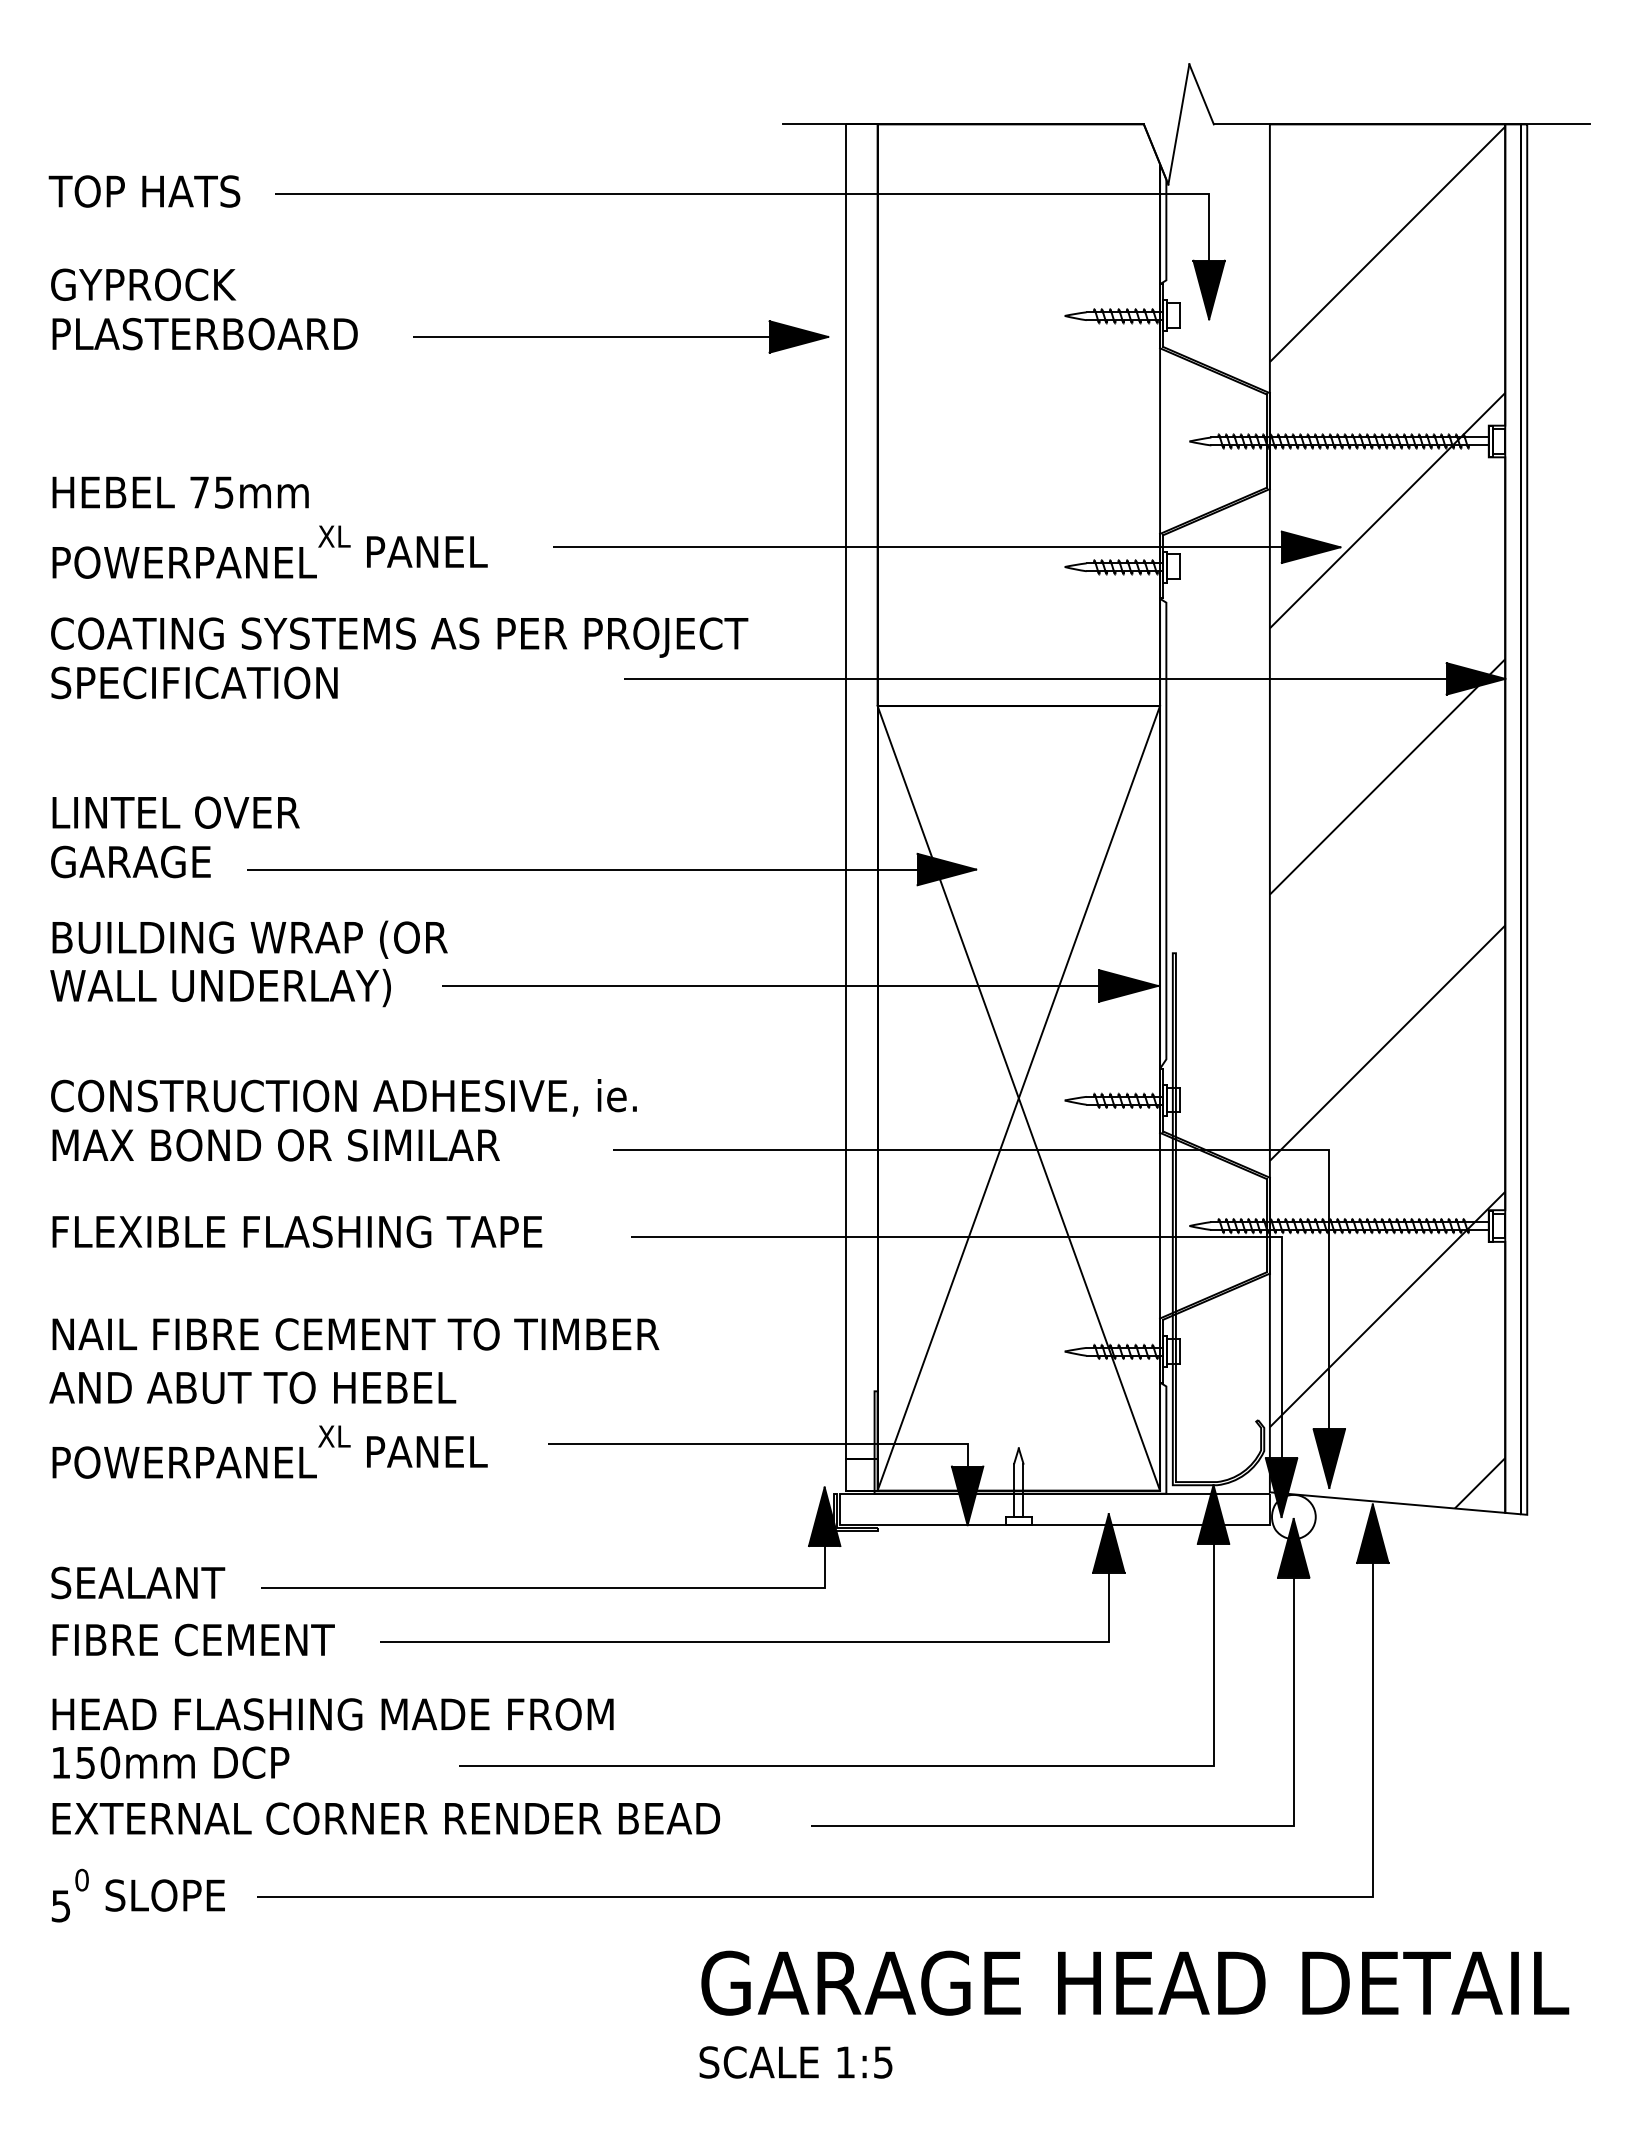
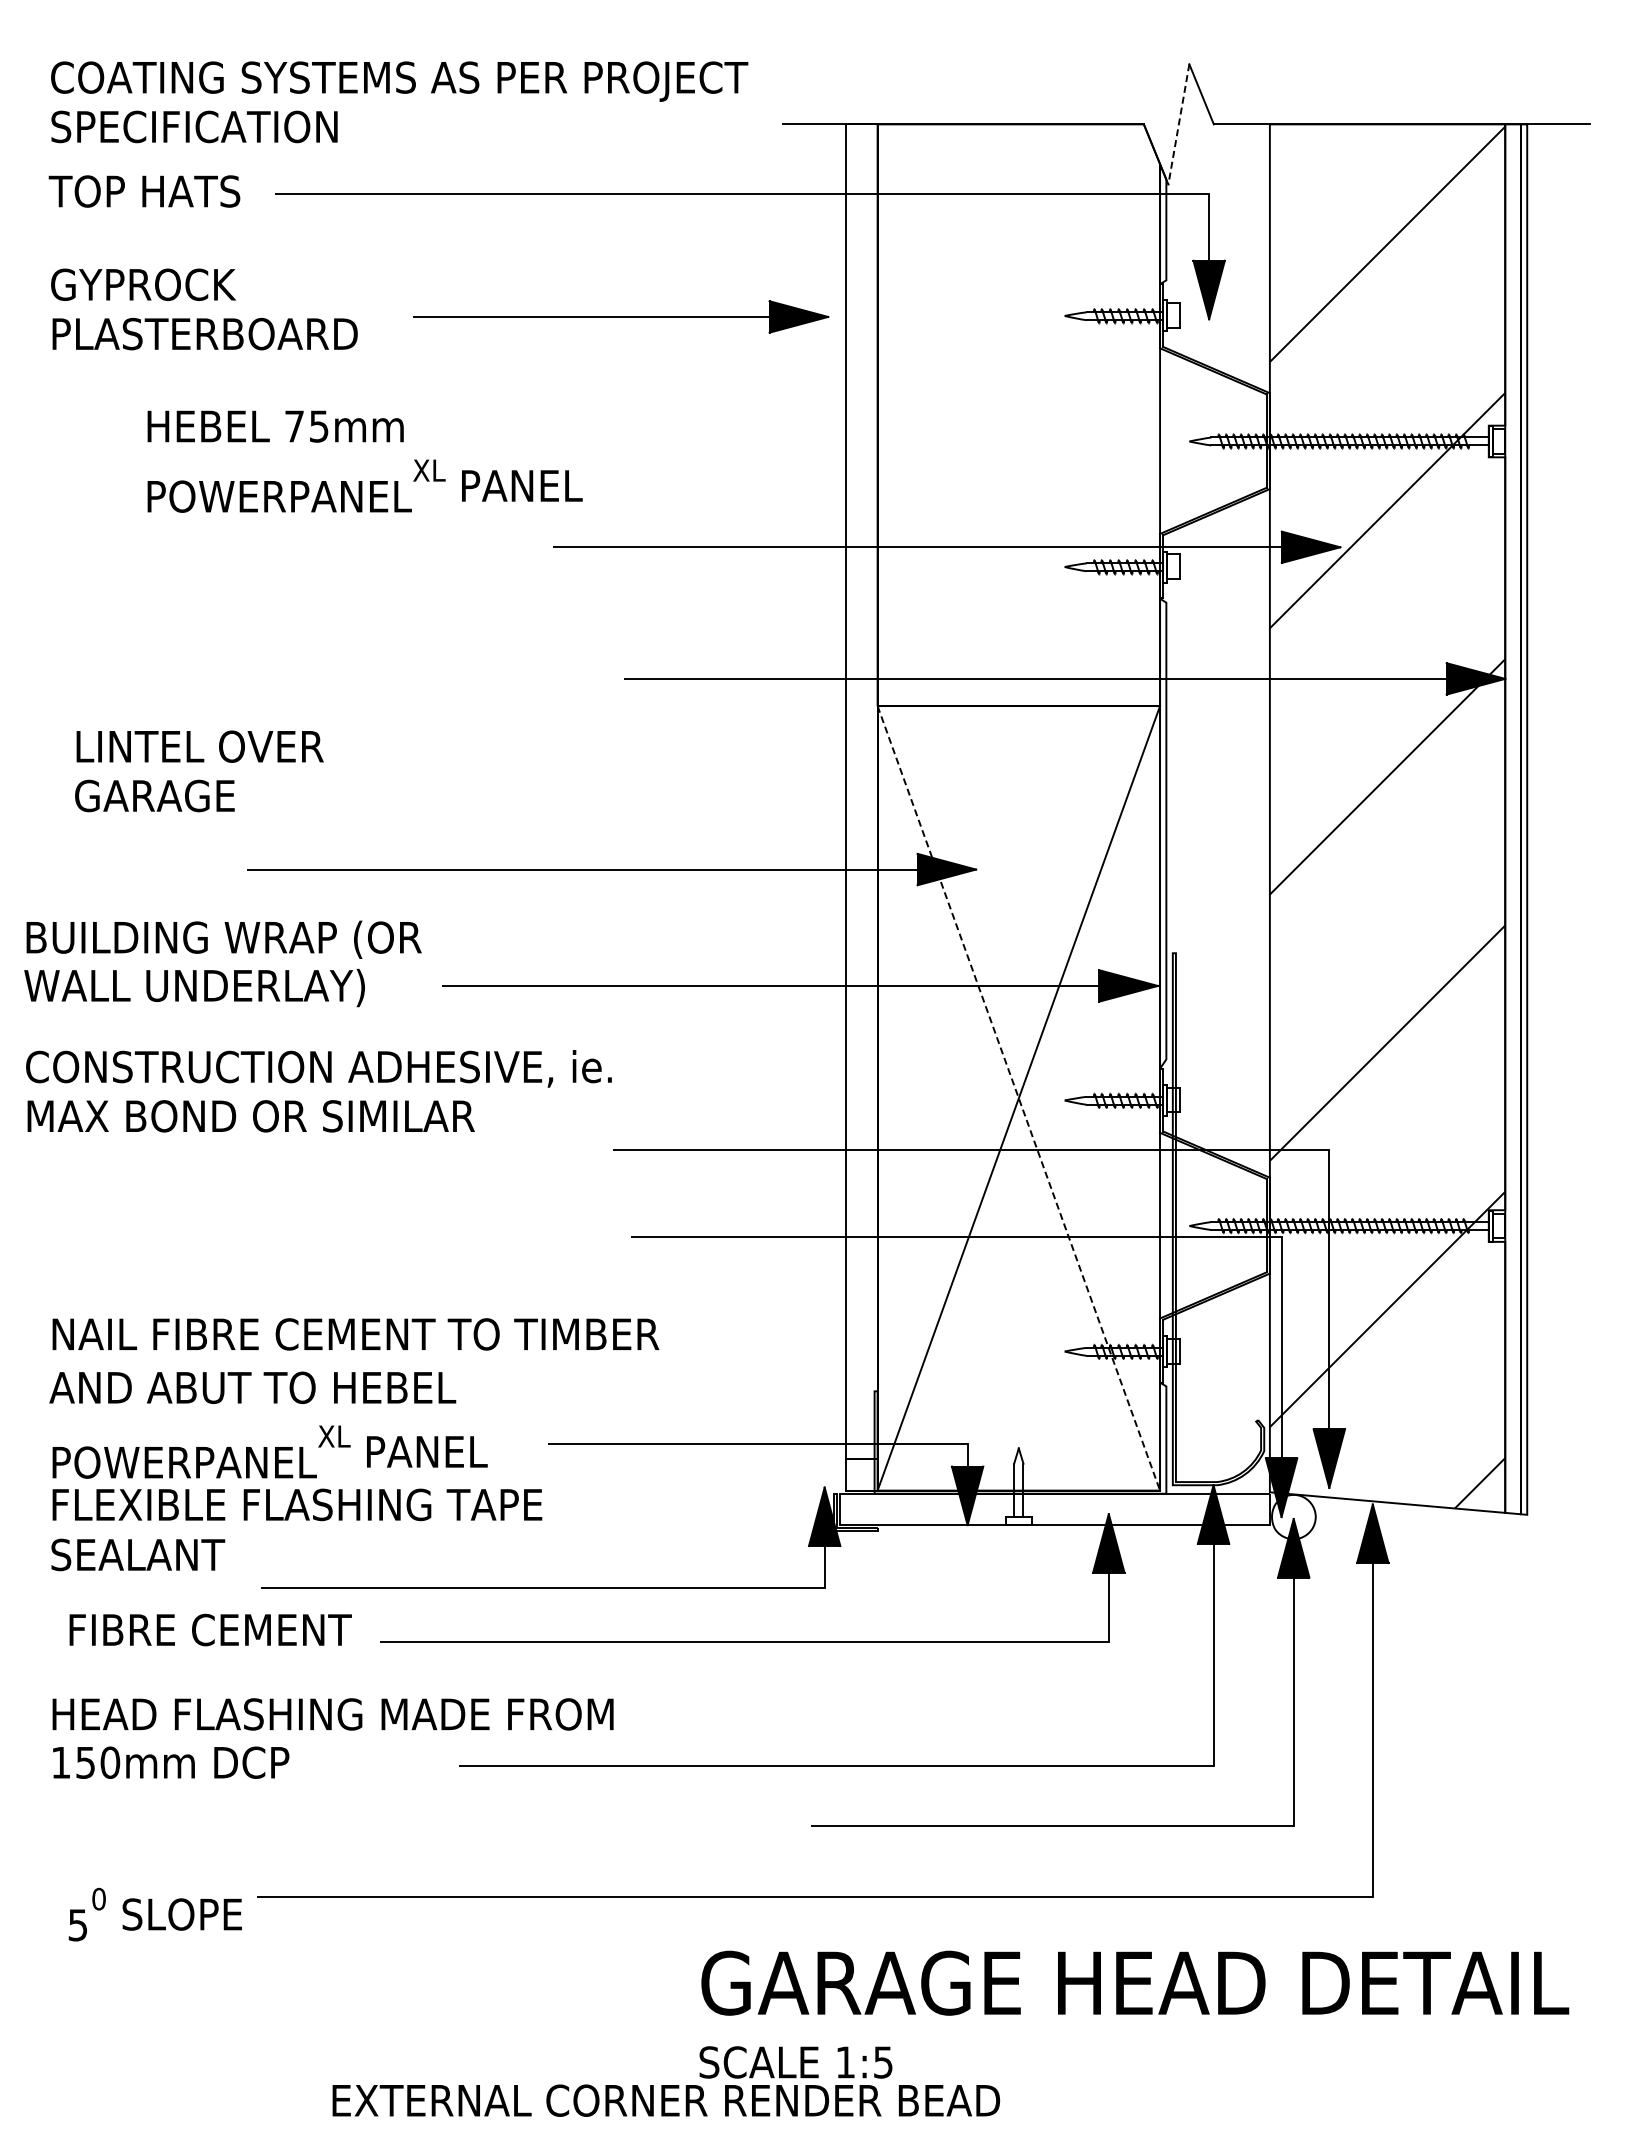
line: solid -> dashed (1178, 124)
part position: (621, 336) -> (621, 316) (621, 316)
text position: (269, 527) -> (364, 461) (364, 461)
text position: (399, 658) -> (399, 102) (399, 102)
text position: (175, 837) -> (199, 771) (199, 771)
text position: (248, 963) -> (222, 963) (222, 963)
line: solid -> dashed (1018, 1098)
text position: (343, 1120) -> (318, 1091) (318, 1091)
text position: (297, 1231) -> (297, 1504) (297, 1504)
text position: (138, 1582) -> (138, 1554) (138, 1554)
text position: (193, 1639) -> (210, 1629) (210, 1629)
text position: (386, 1818) -> (666, 2100) (666, 2100)
text position: (137, 1895) -> (154, 1914) (154, 1914)
